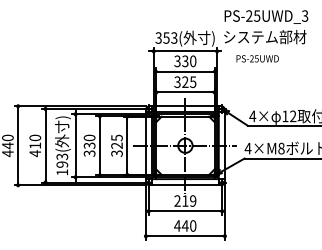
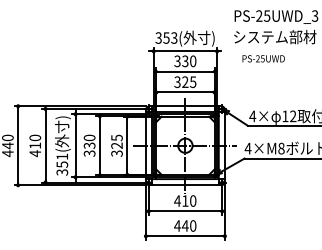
text position: (266, 27) -> (276, 27) (276, 27)
text position: (257, 58) -> (263, 58) (263, 58)
text: 193( -> 351( (62, 164)
text: 219 -> 410 (185, 200)
